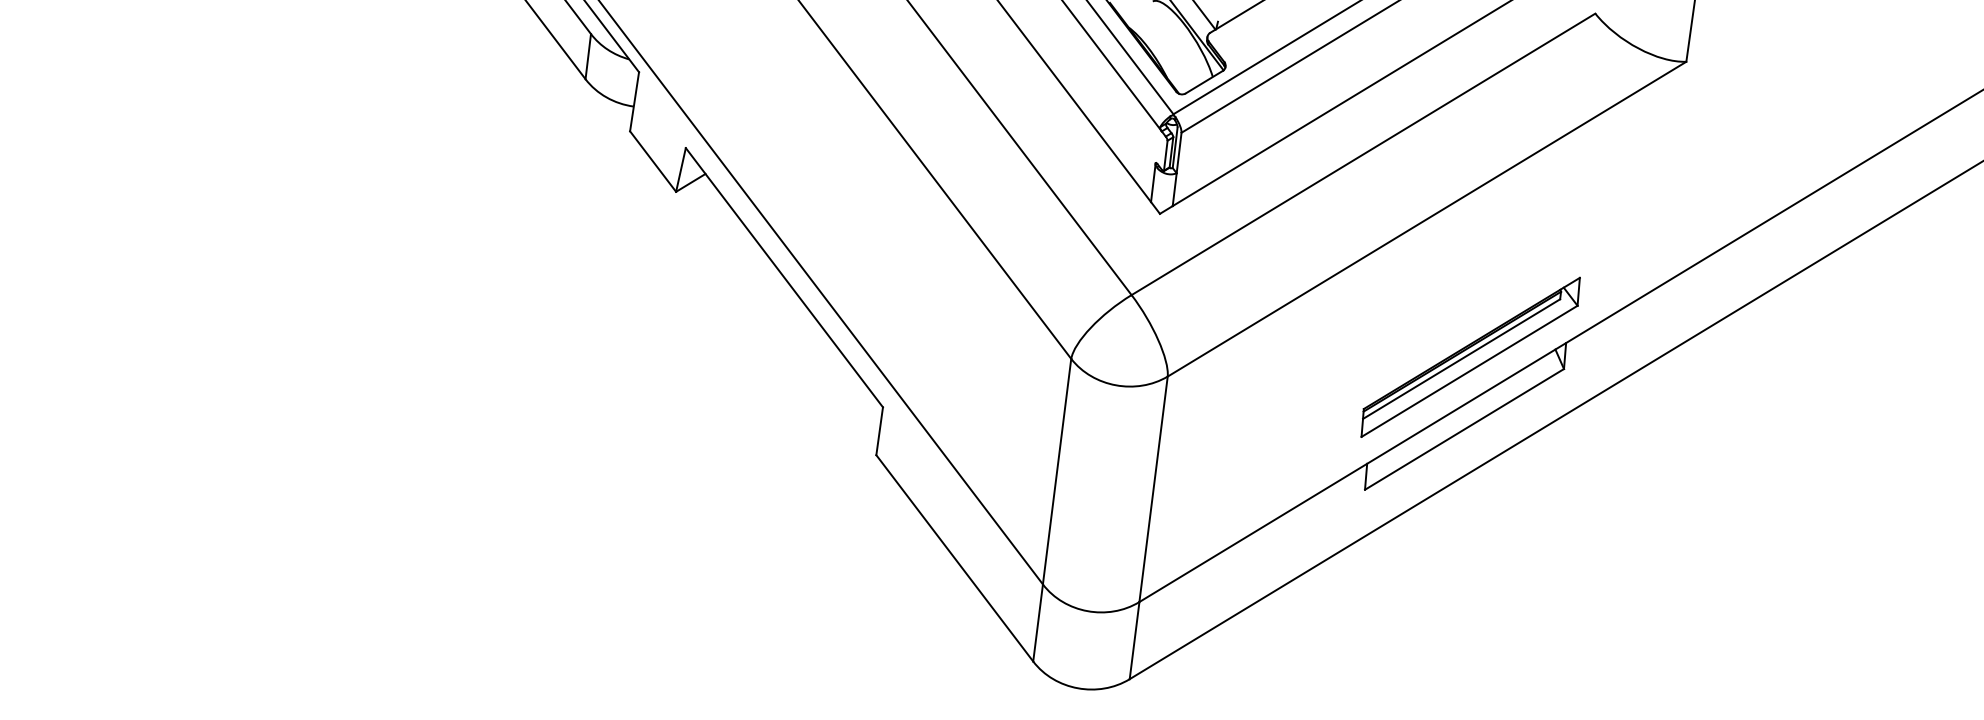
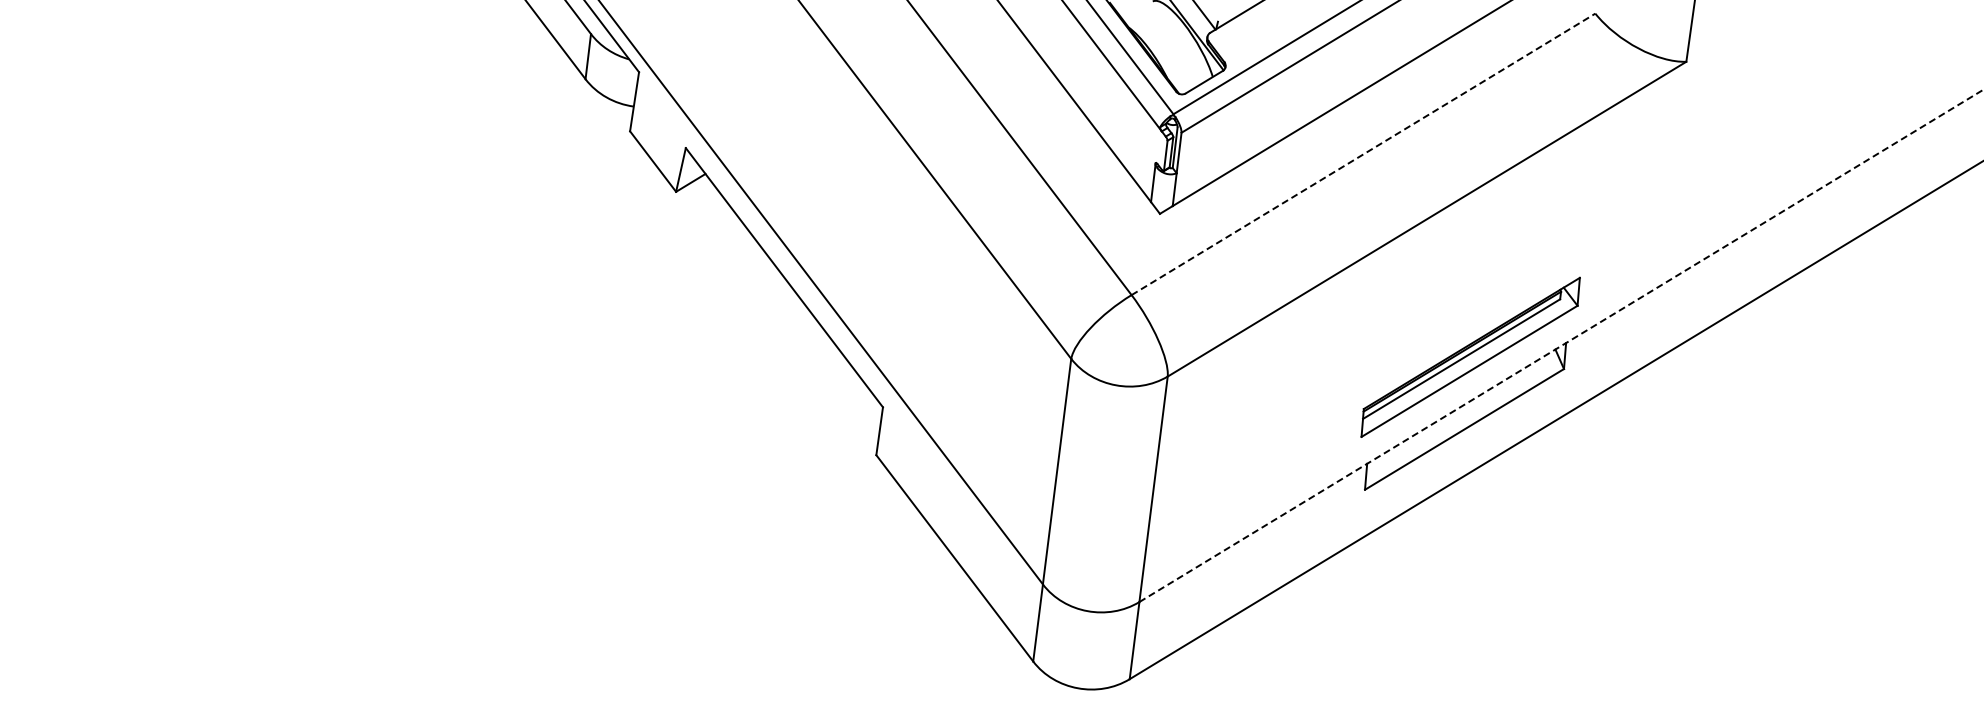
line: solid -> dashed (1363, 154)
line: solid -> dashed (1561, 345)
